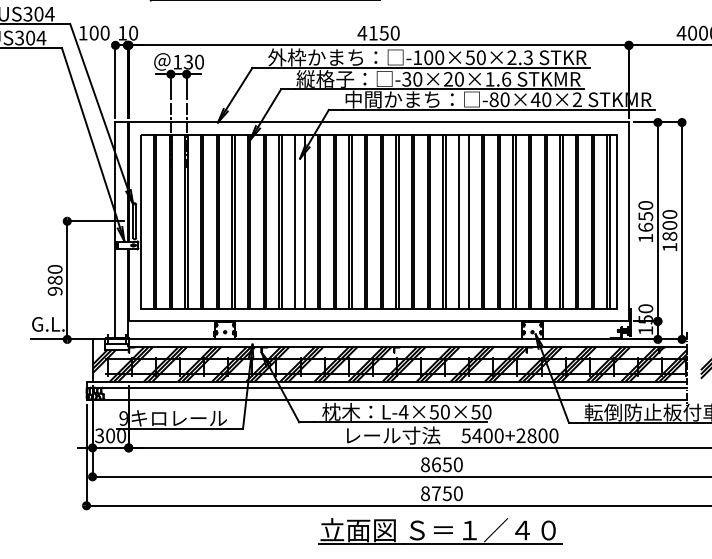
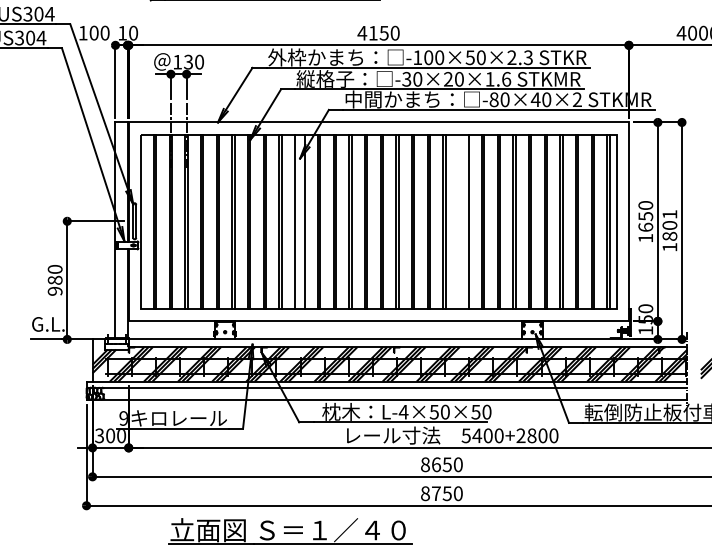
text: 1800 -> 1801 (669, 214)
line: present -> none (458, 221)
part position: (440, 531) -> (290, 531) (290, 531)
